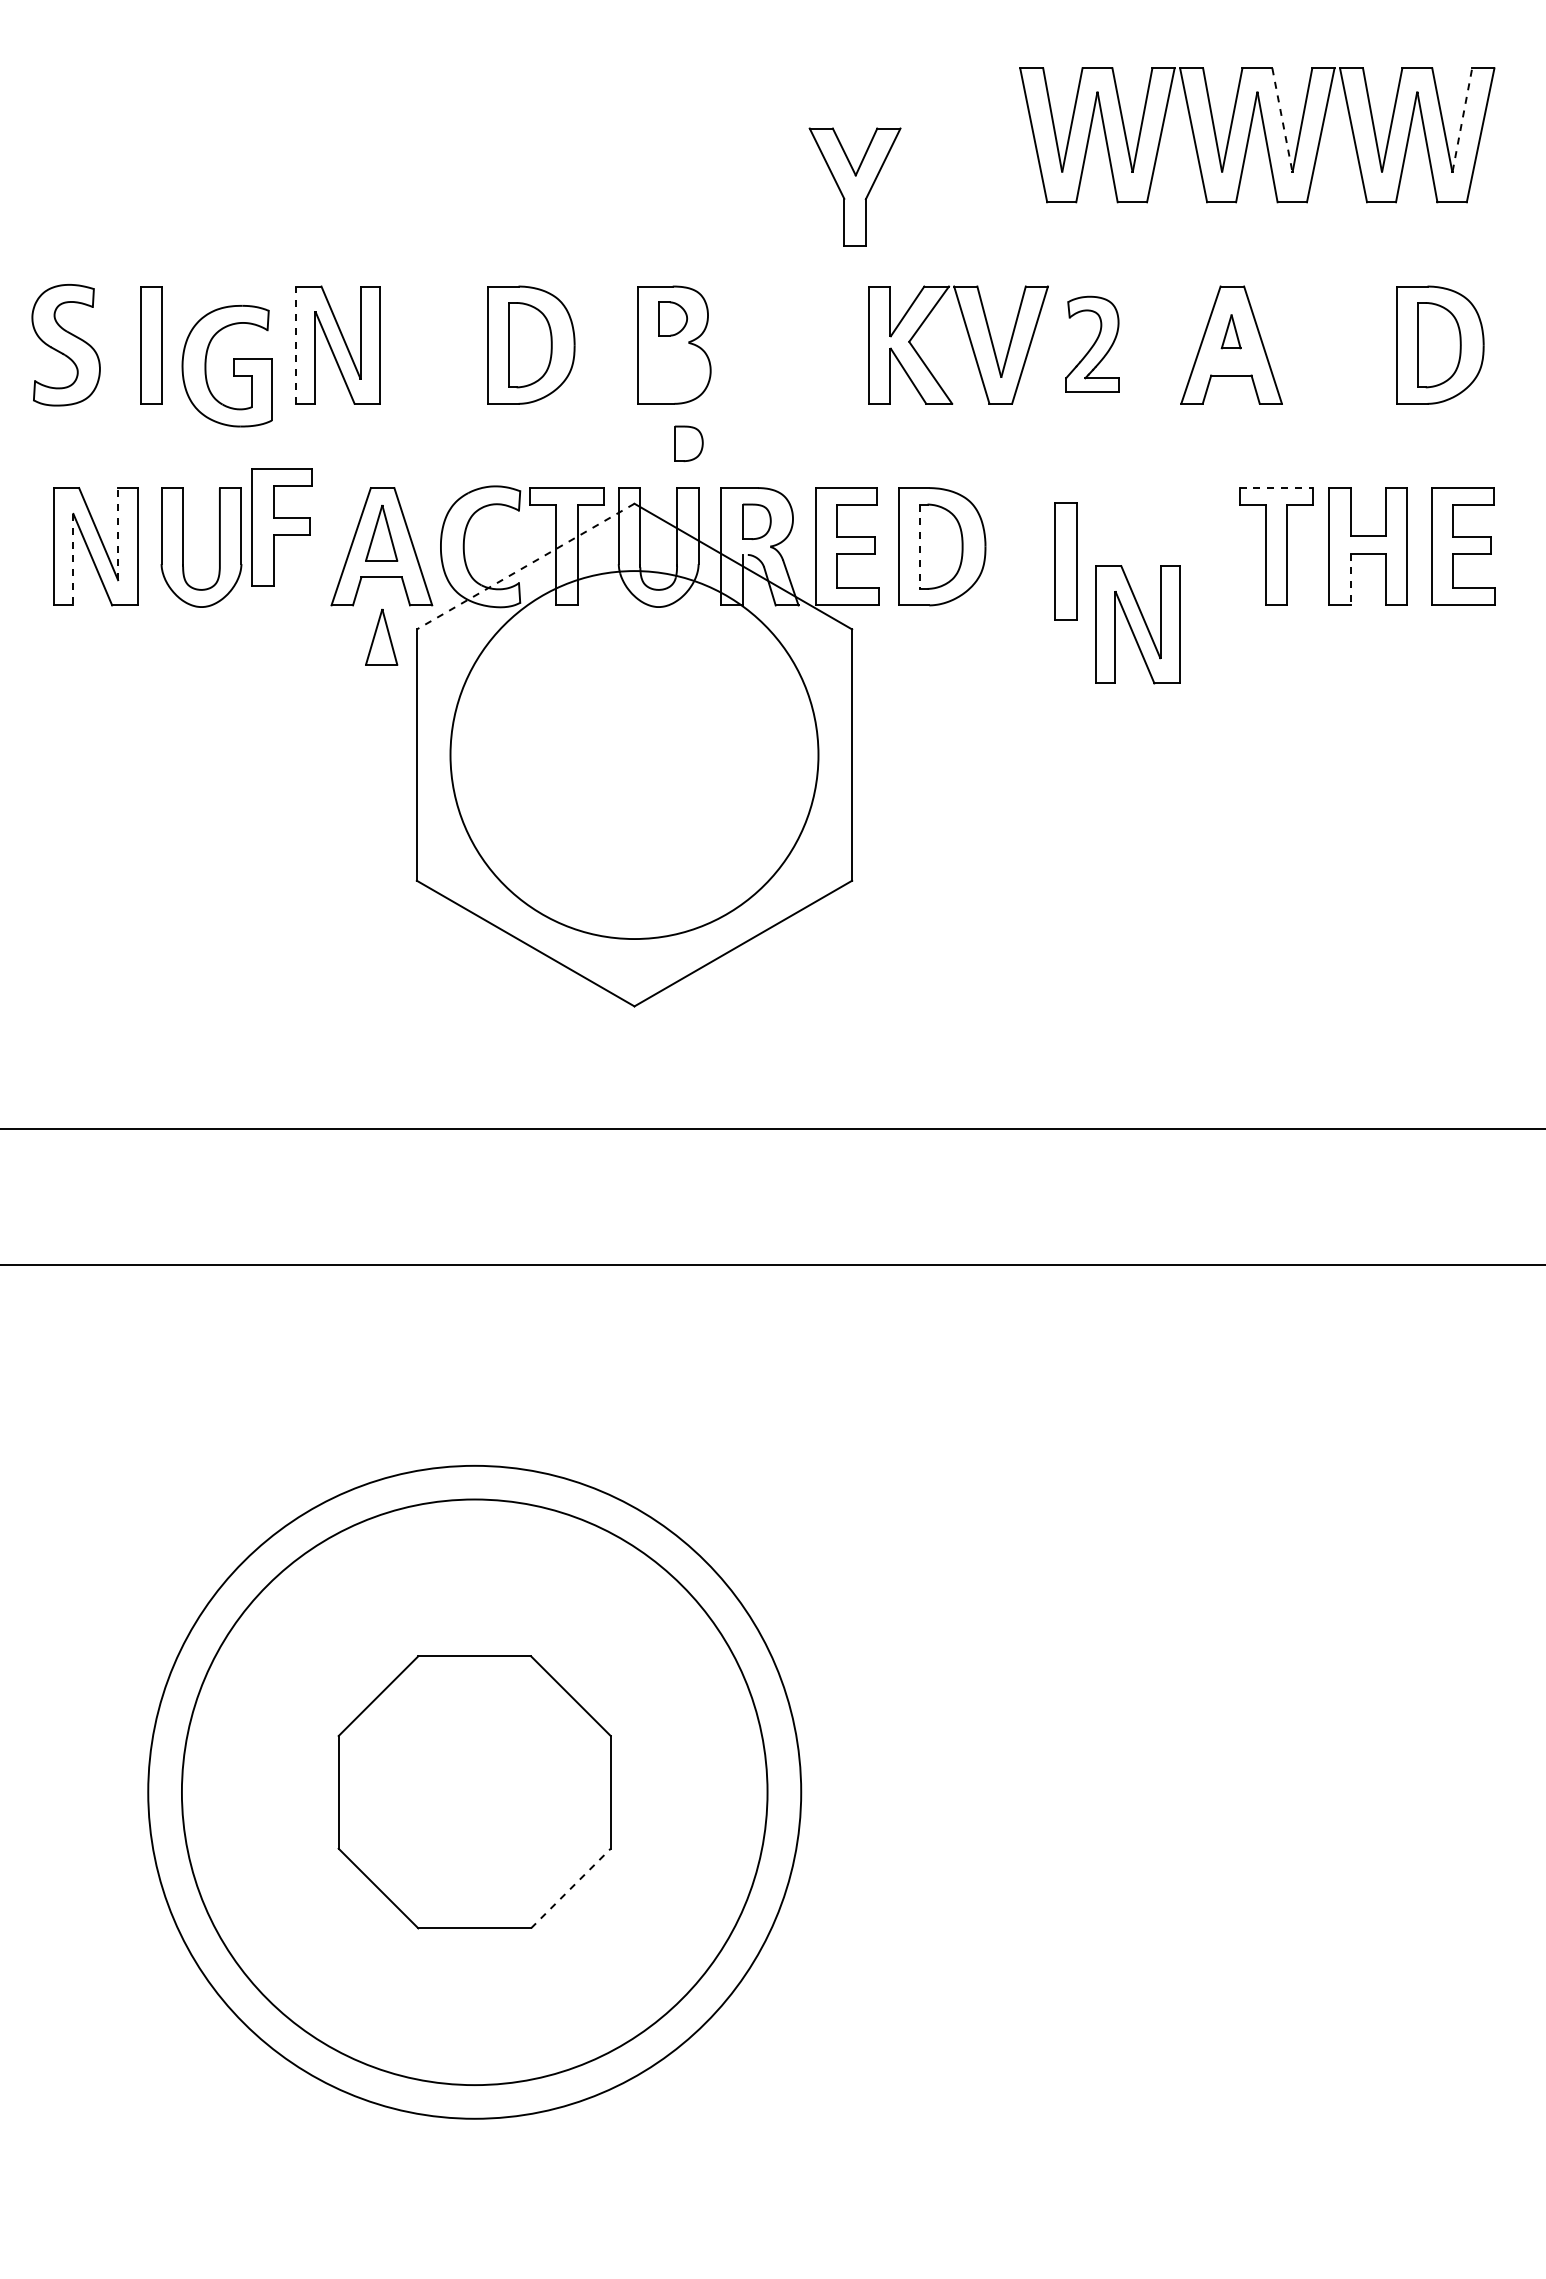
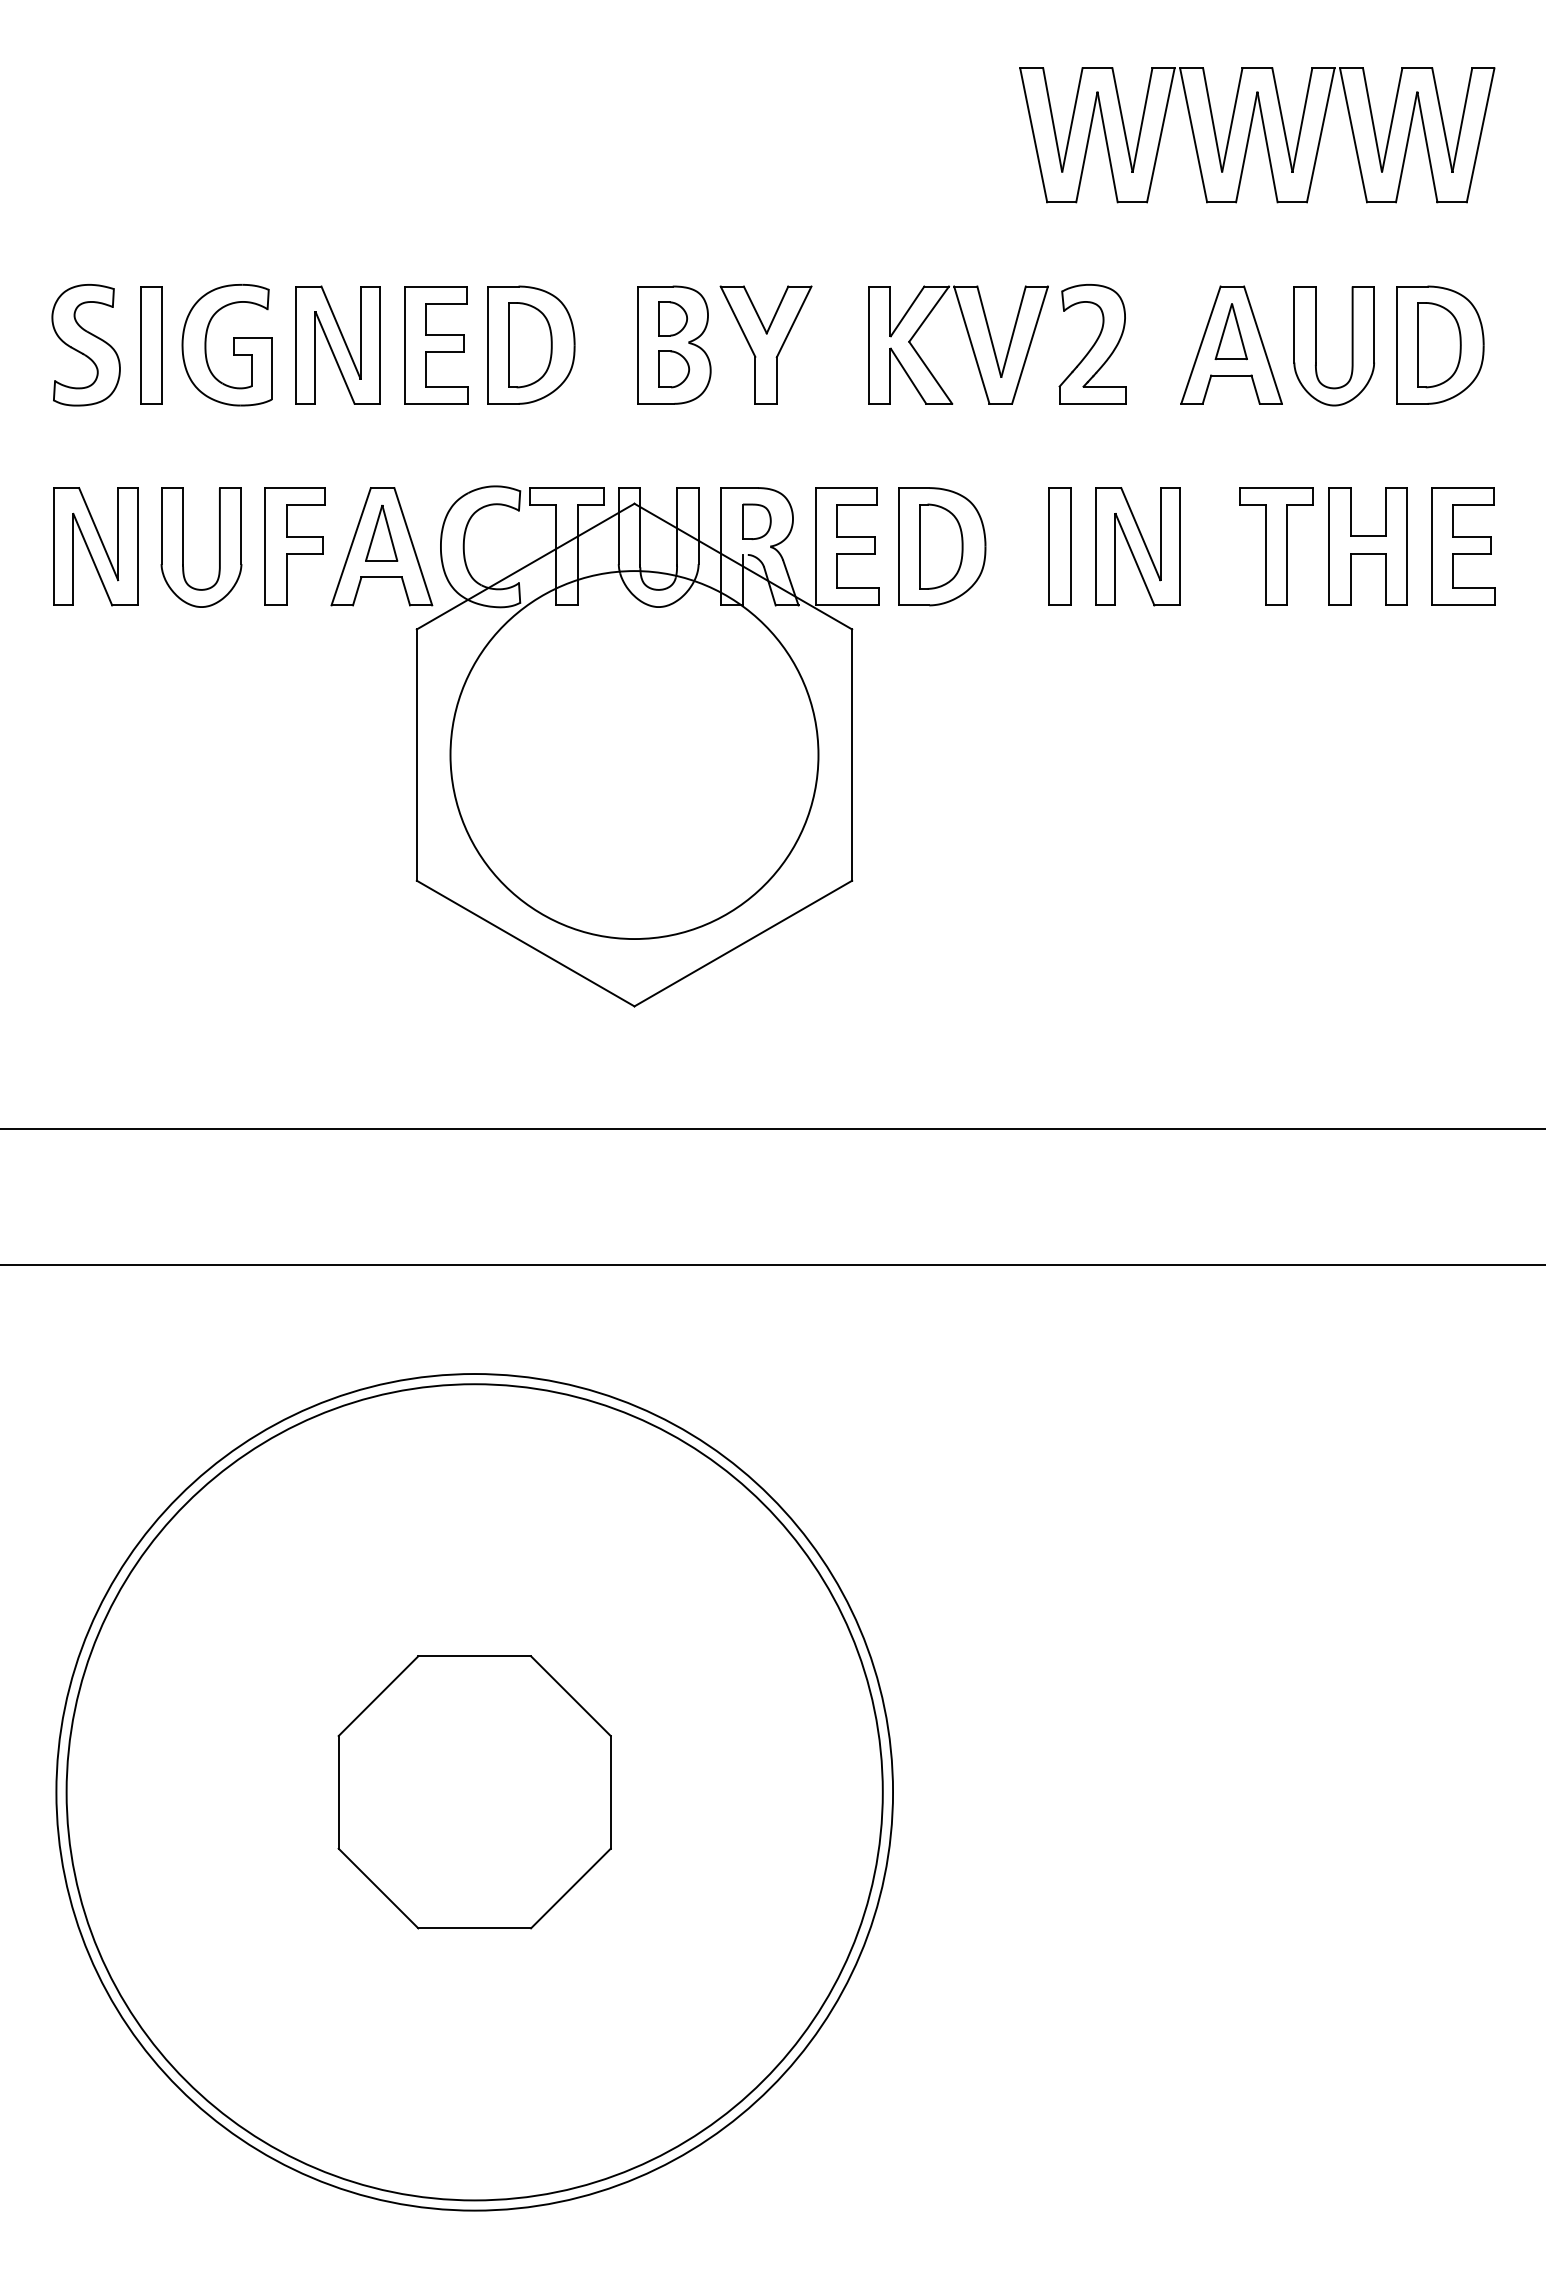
line: dashed -> solid (1282, 119)
line: dashed -> solid (1462, 119)
part position: (854, 186) -> (765, 344) (765, 344)
part size: 22x36 px -> 34x58 px (1230, 331)
part size: 55x98 px -> 69x121 px (1092, 344)
part position: (65, 345) -> (85, 345) (85, 345)
line: dashed -> solid (295, 345)
part: none -> present (436, 345)
part: none -> present (1316, 346)
part position: (233, 366) -> (233, 345) (233, 345)
part: none -> present (674, 369)
part: present -> none (688, 443)
line: dashed -> solid (1276, 488)
part position: (281, 527) -> (294, 546) (294, 546)
line: dashed -> solid (118, 533)
line: dashed -> solid (920, 547)
line: dashed -> solid (73, 559)
part position: (1065, 561) -> (1059, 546) (1059, 546)
line: dashed -> solid (525, 566)
line: dashed -> solid (1350, 579)
part position: (1137, 624) -> (1137, 546) (1137, 546)
part: present -> none (381, 637)
circle diameter: 653 px -> 816 px (474, 1792)
circle diameter: 586 px -> 837 px (474, 1792)
line: dashed -> solid (571, 1888)
